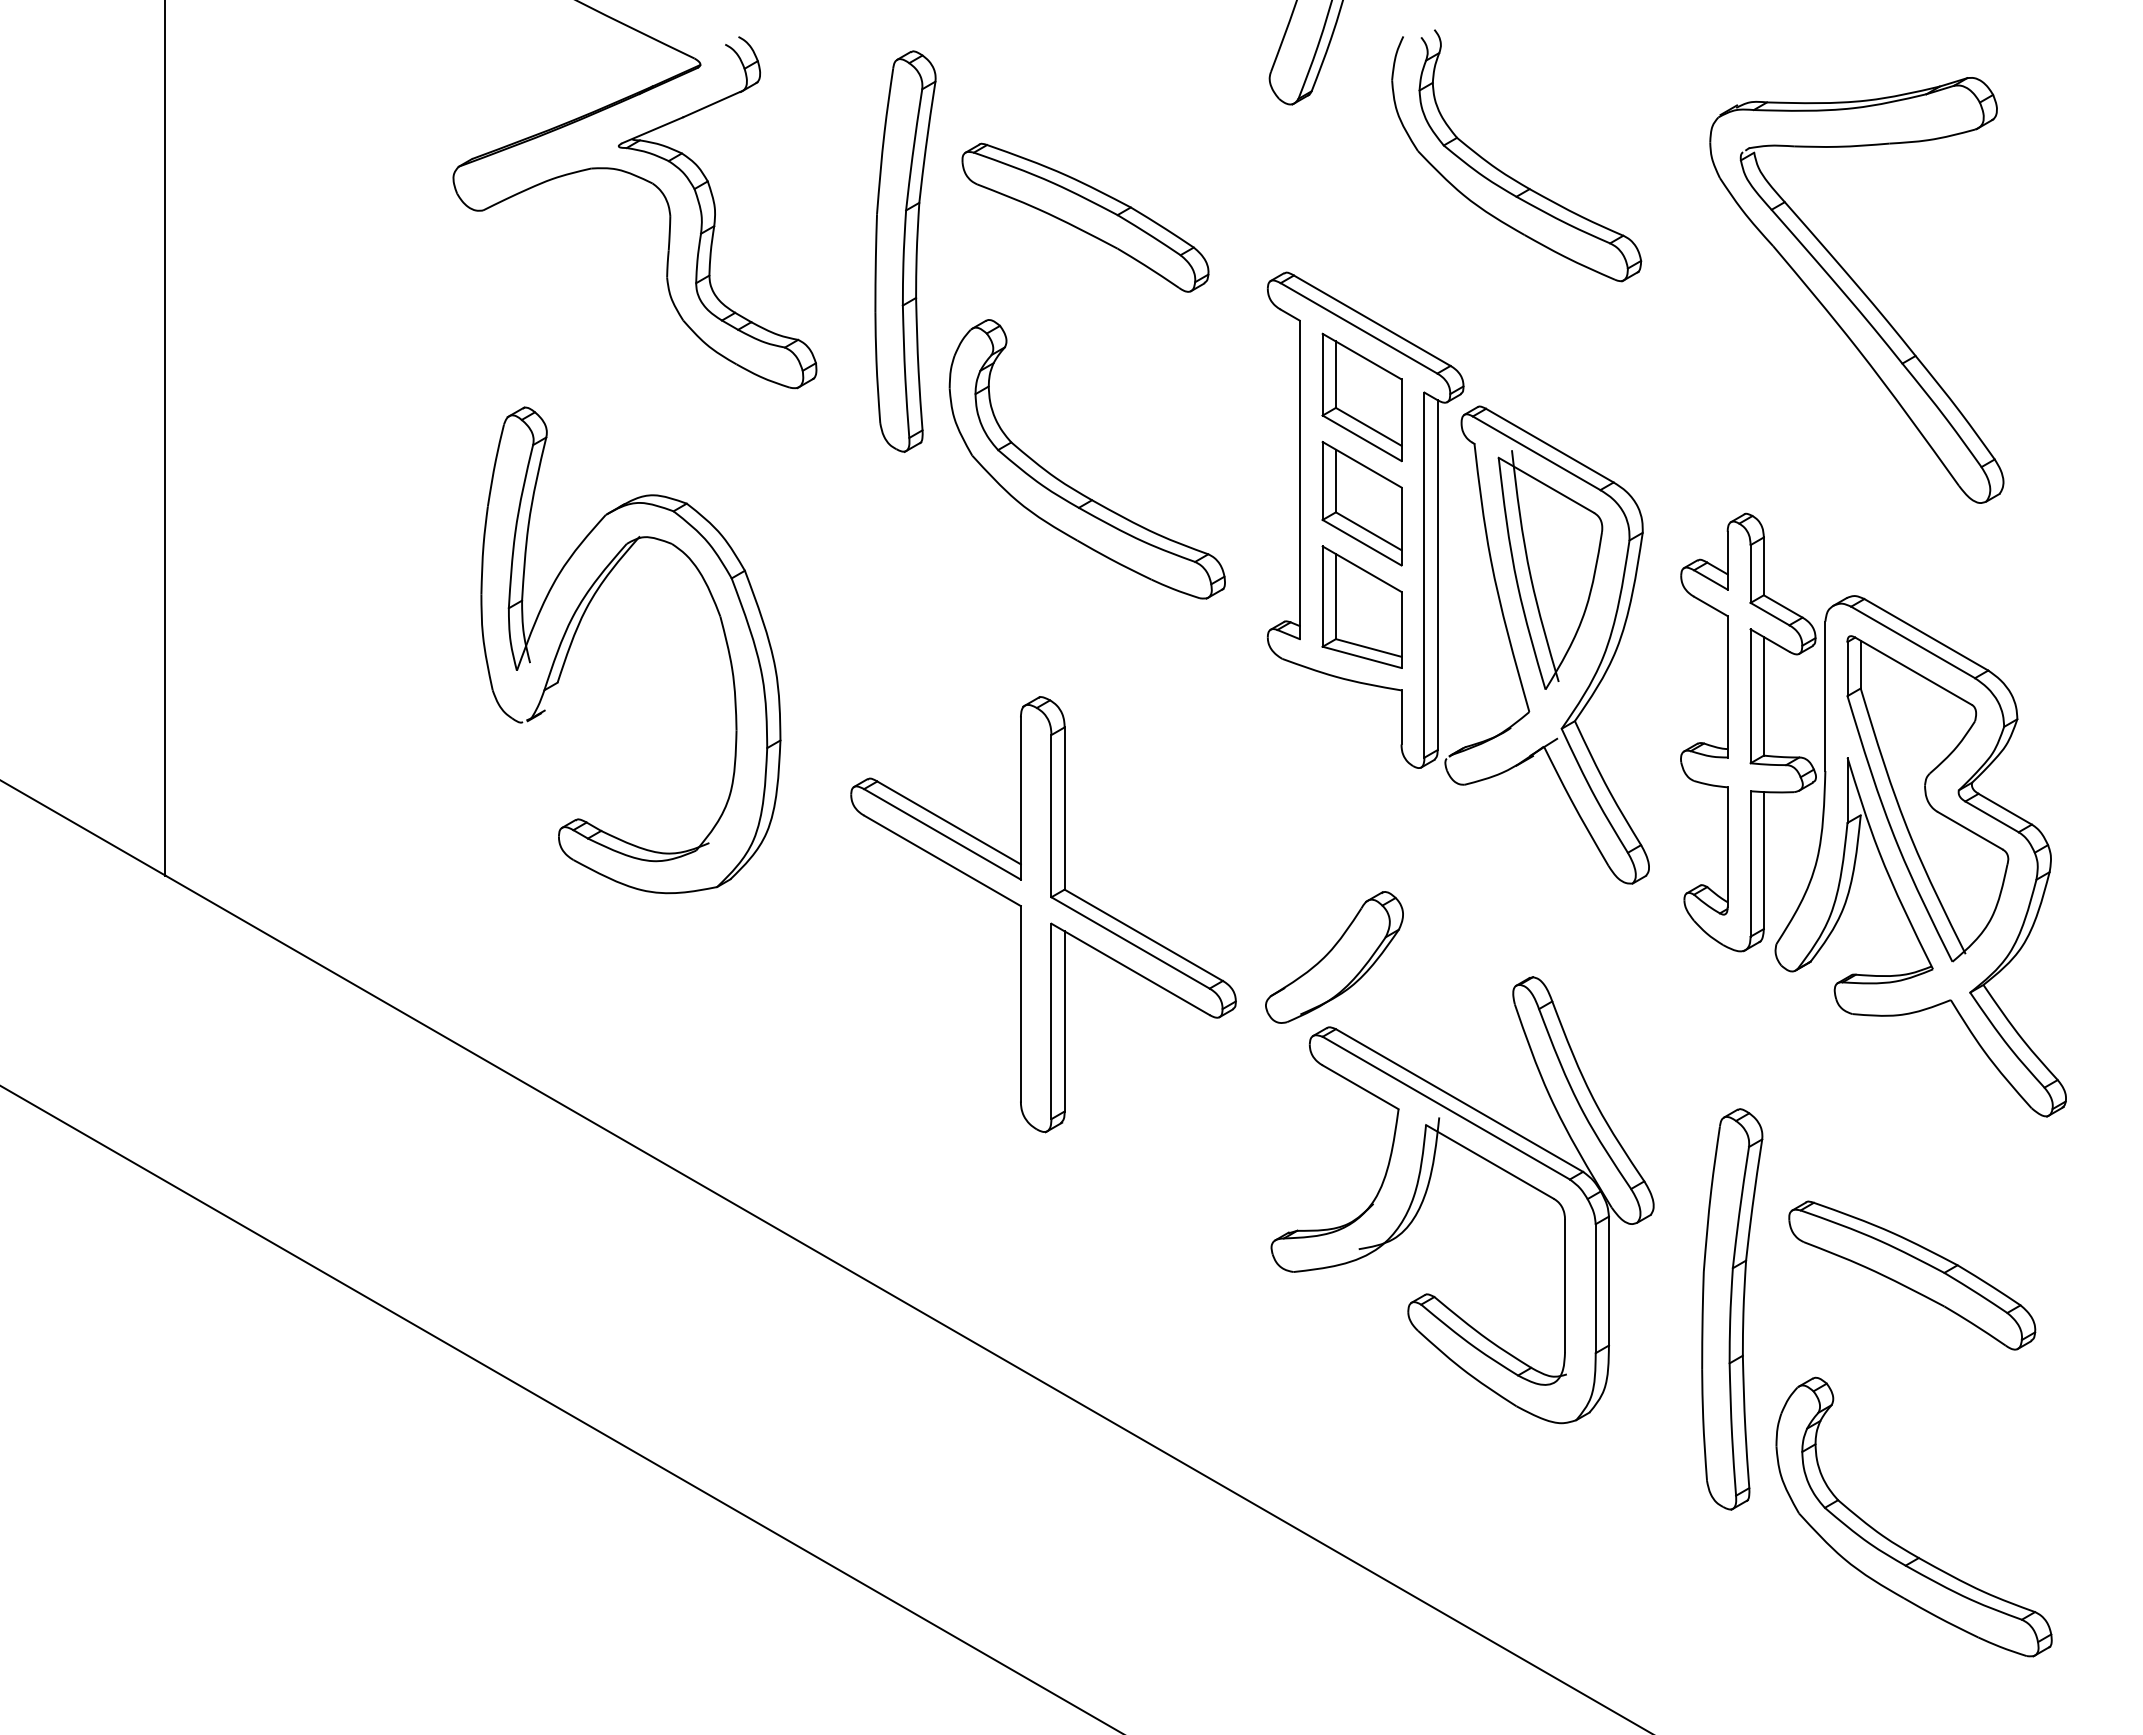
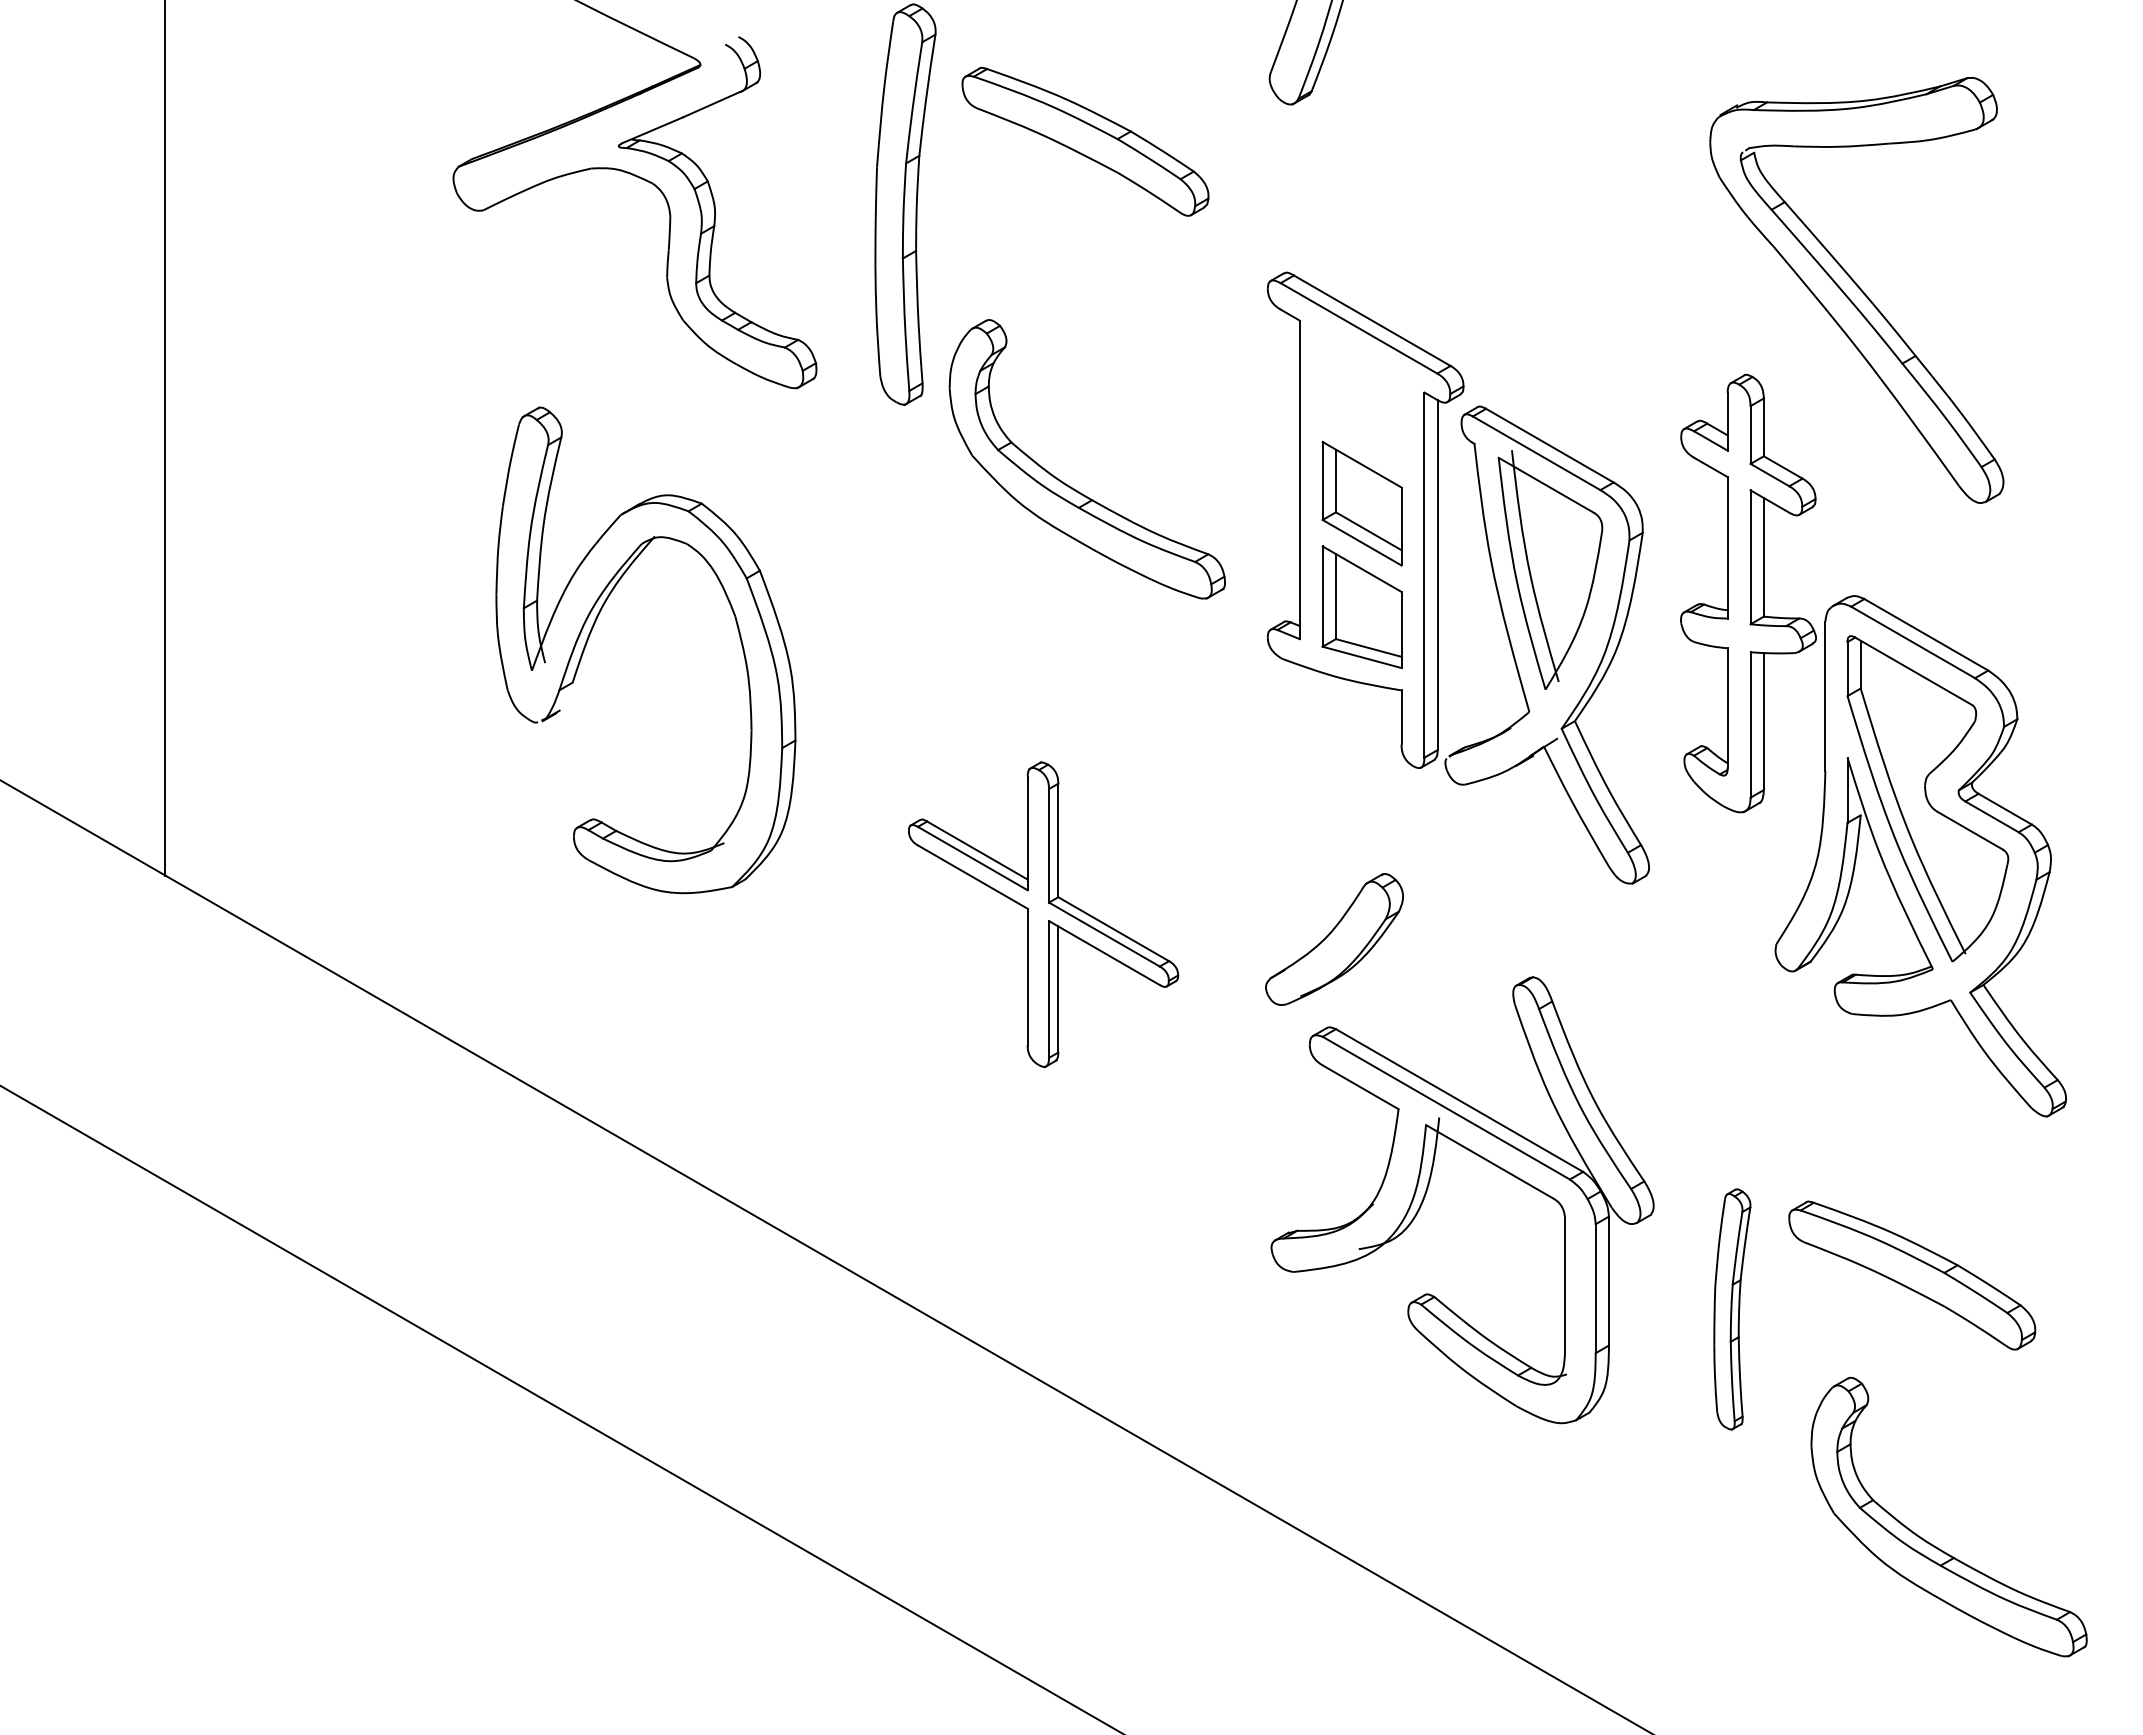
part: present -> none (1504, 172)
part position: (1085, 217) -> (1085, 141) (1085, 141)
part position: (905, 251) -> (905, 204) (905, 204)
part: present -> none (1361, 397)
part position: (578, 628) -> (593, 628) (593, 628)
part position: (1748, 732) -> (1748, 593) (1748, 593)
part size: 387x438 px -> 272x308 px (1043, 914)
part position: (1334, 957) -> (1334, 939) (1334, 939)
part size: 63x403 px -> 39x243 px (1732, 1309)
part position: (1898, 1544) -> (1933, 1544) (1933, 1544)
